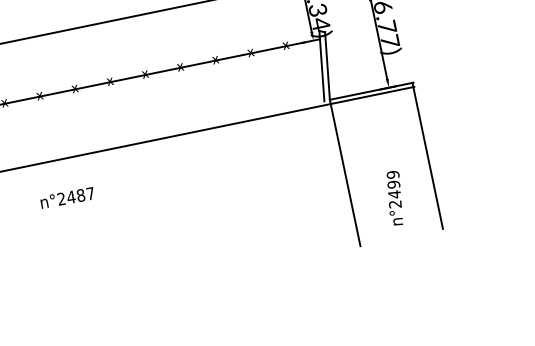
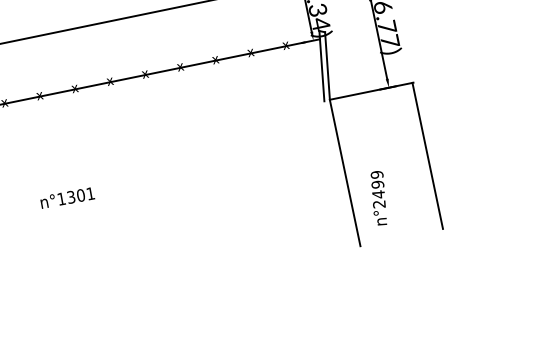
line: present -> none (208, 128)
text: n°2487 -> n°1301 (76, 196)
text position: (394, 198) -> (378, 198) (378, 198)
